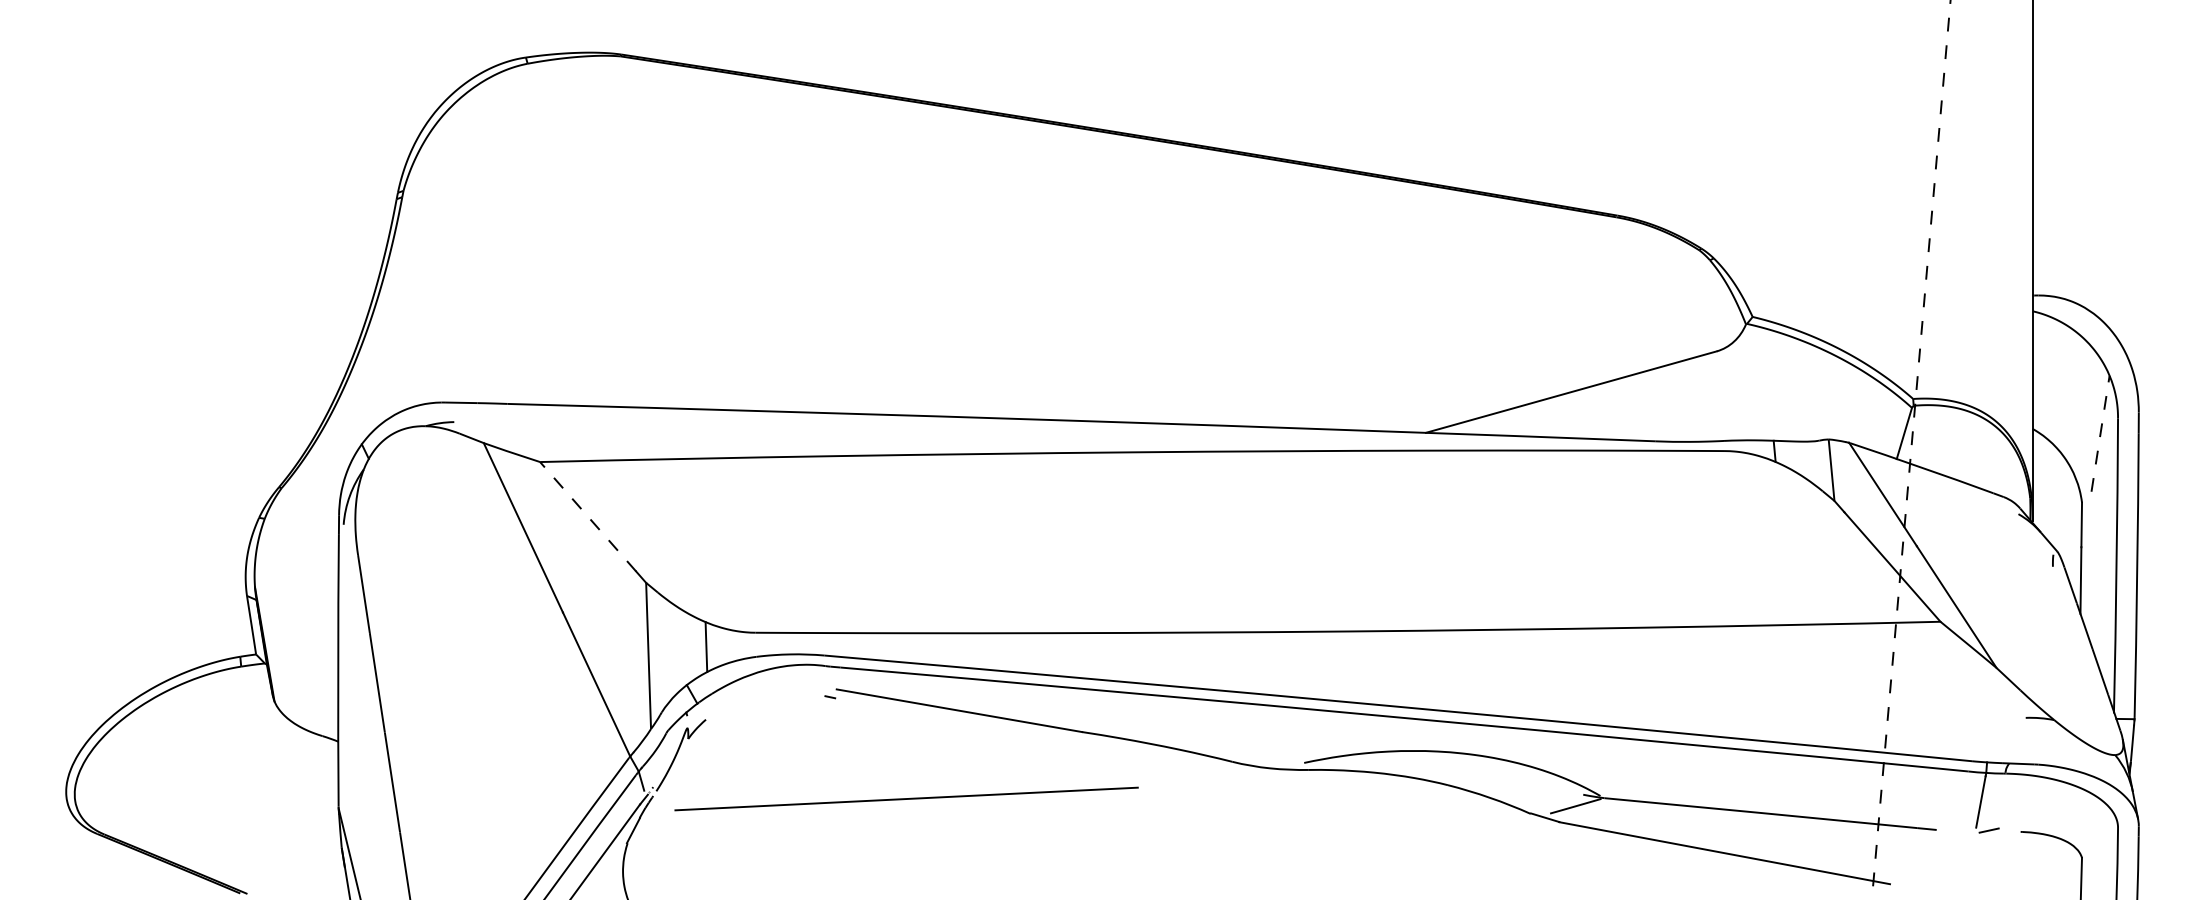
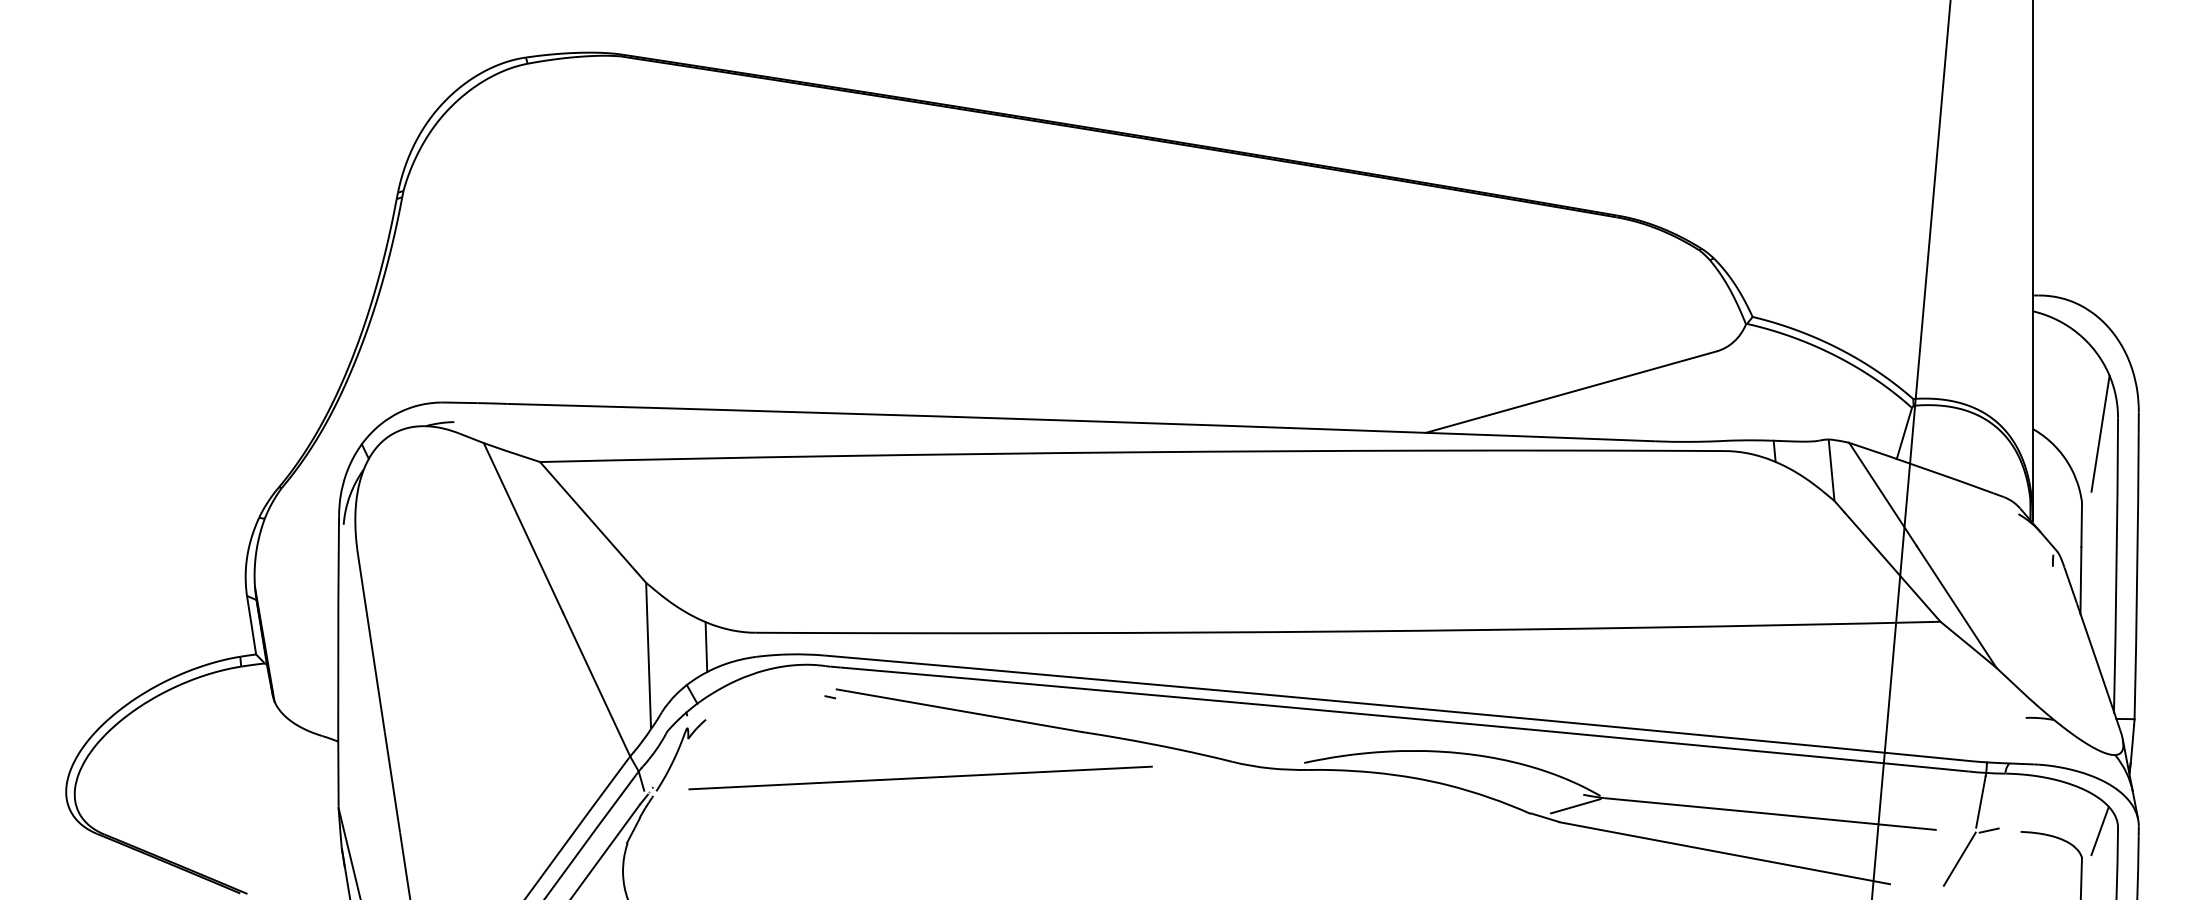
line: dashed -> solid (2100, 433)
line: dashed -> solid (1911, 450)
line: dashed -> solid (588, 516)
line position: (906, 798) -> (920, 777) (920, 777)
line: none -> present (2099, 830)
line: none -> present (1959, 858)
